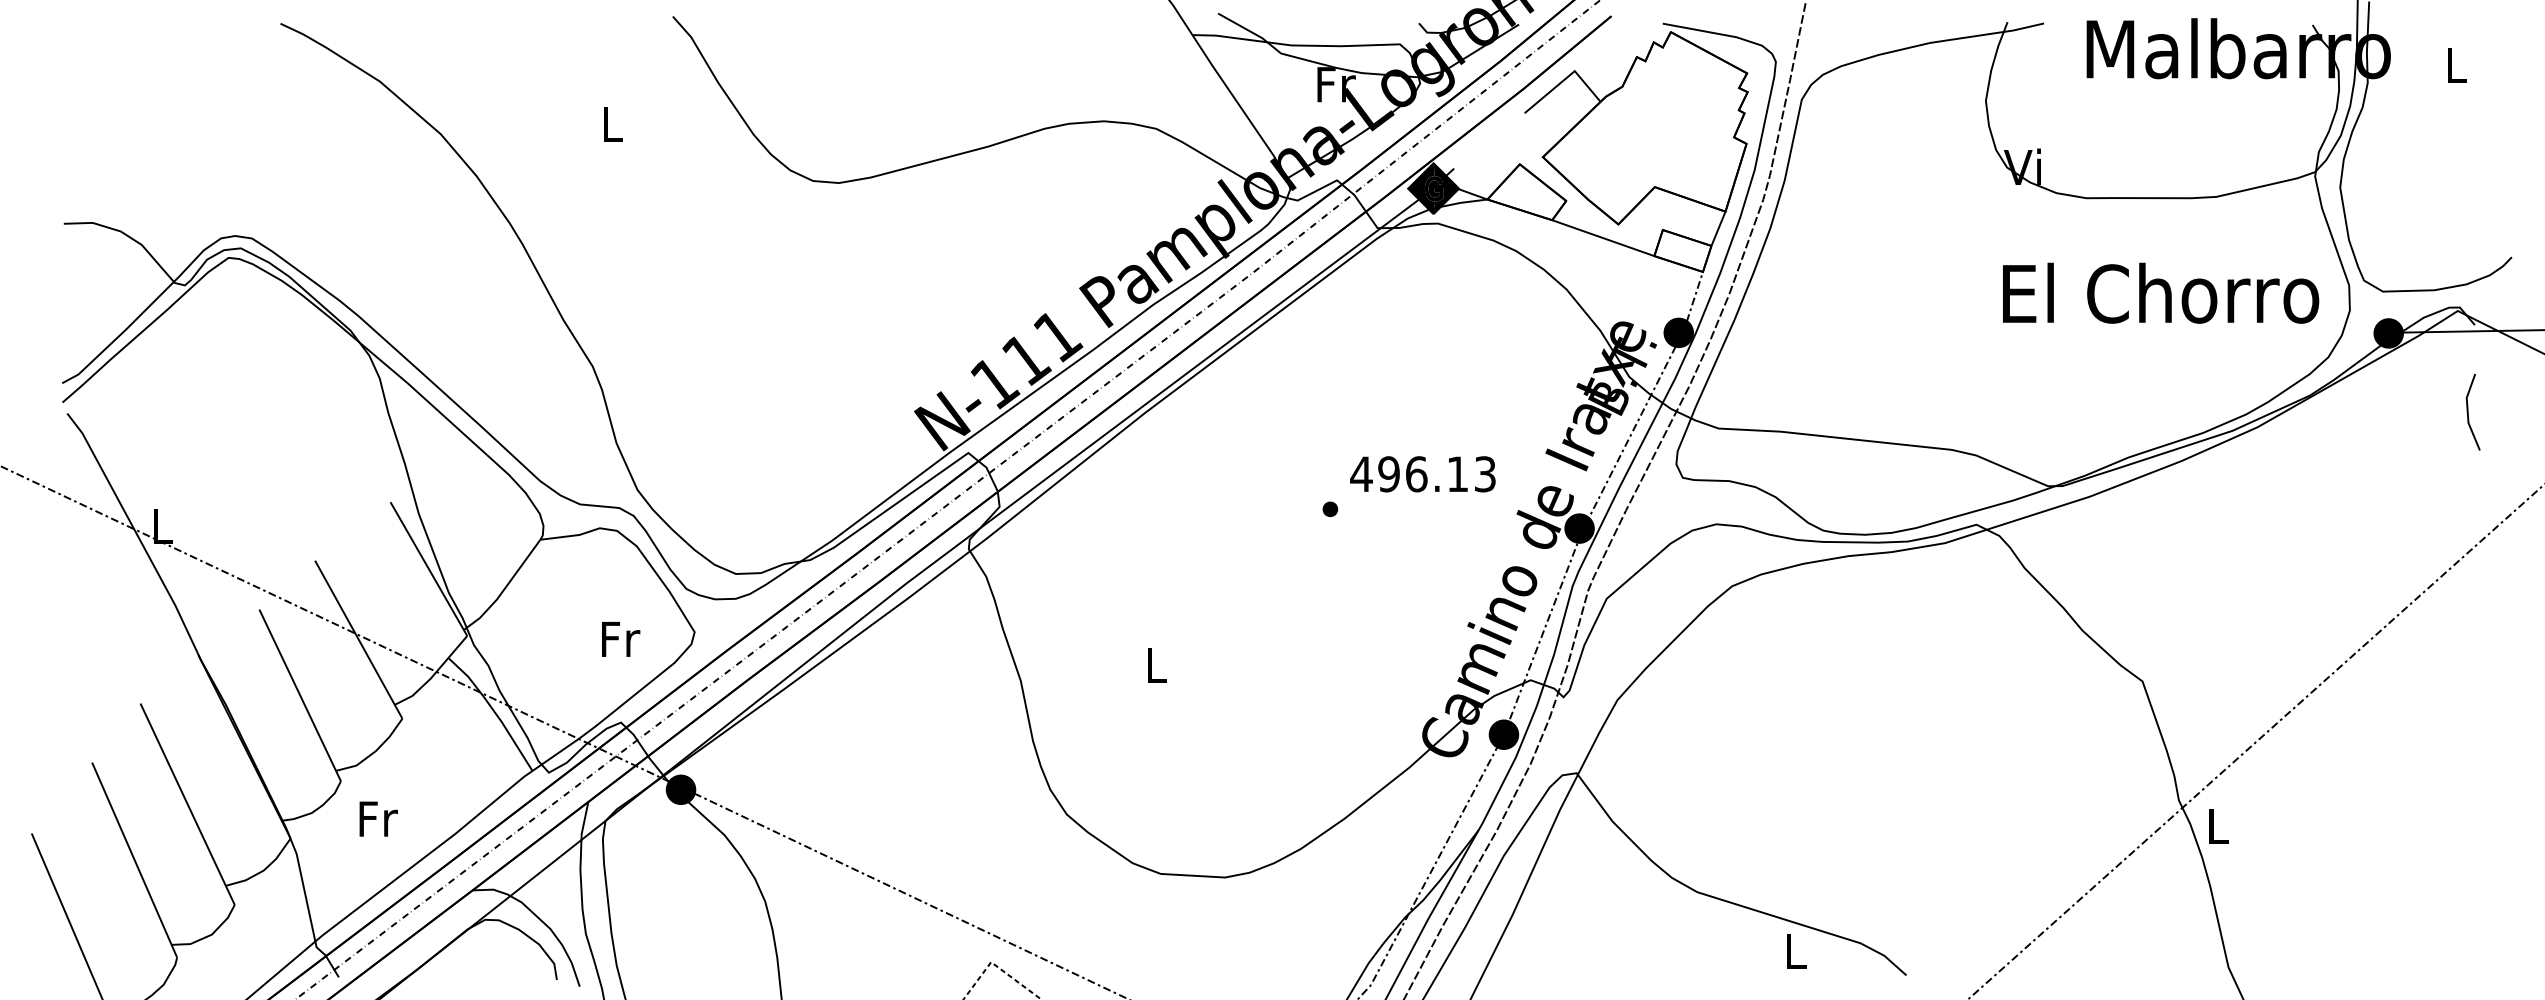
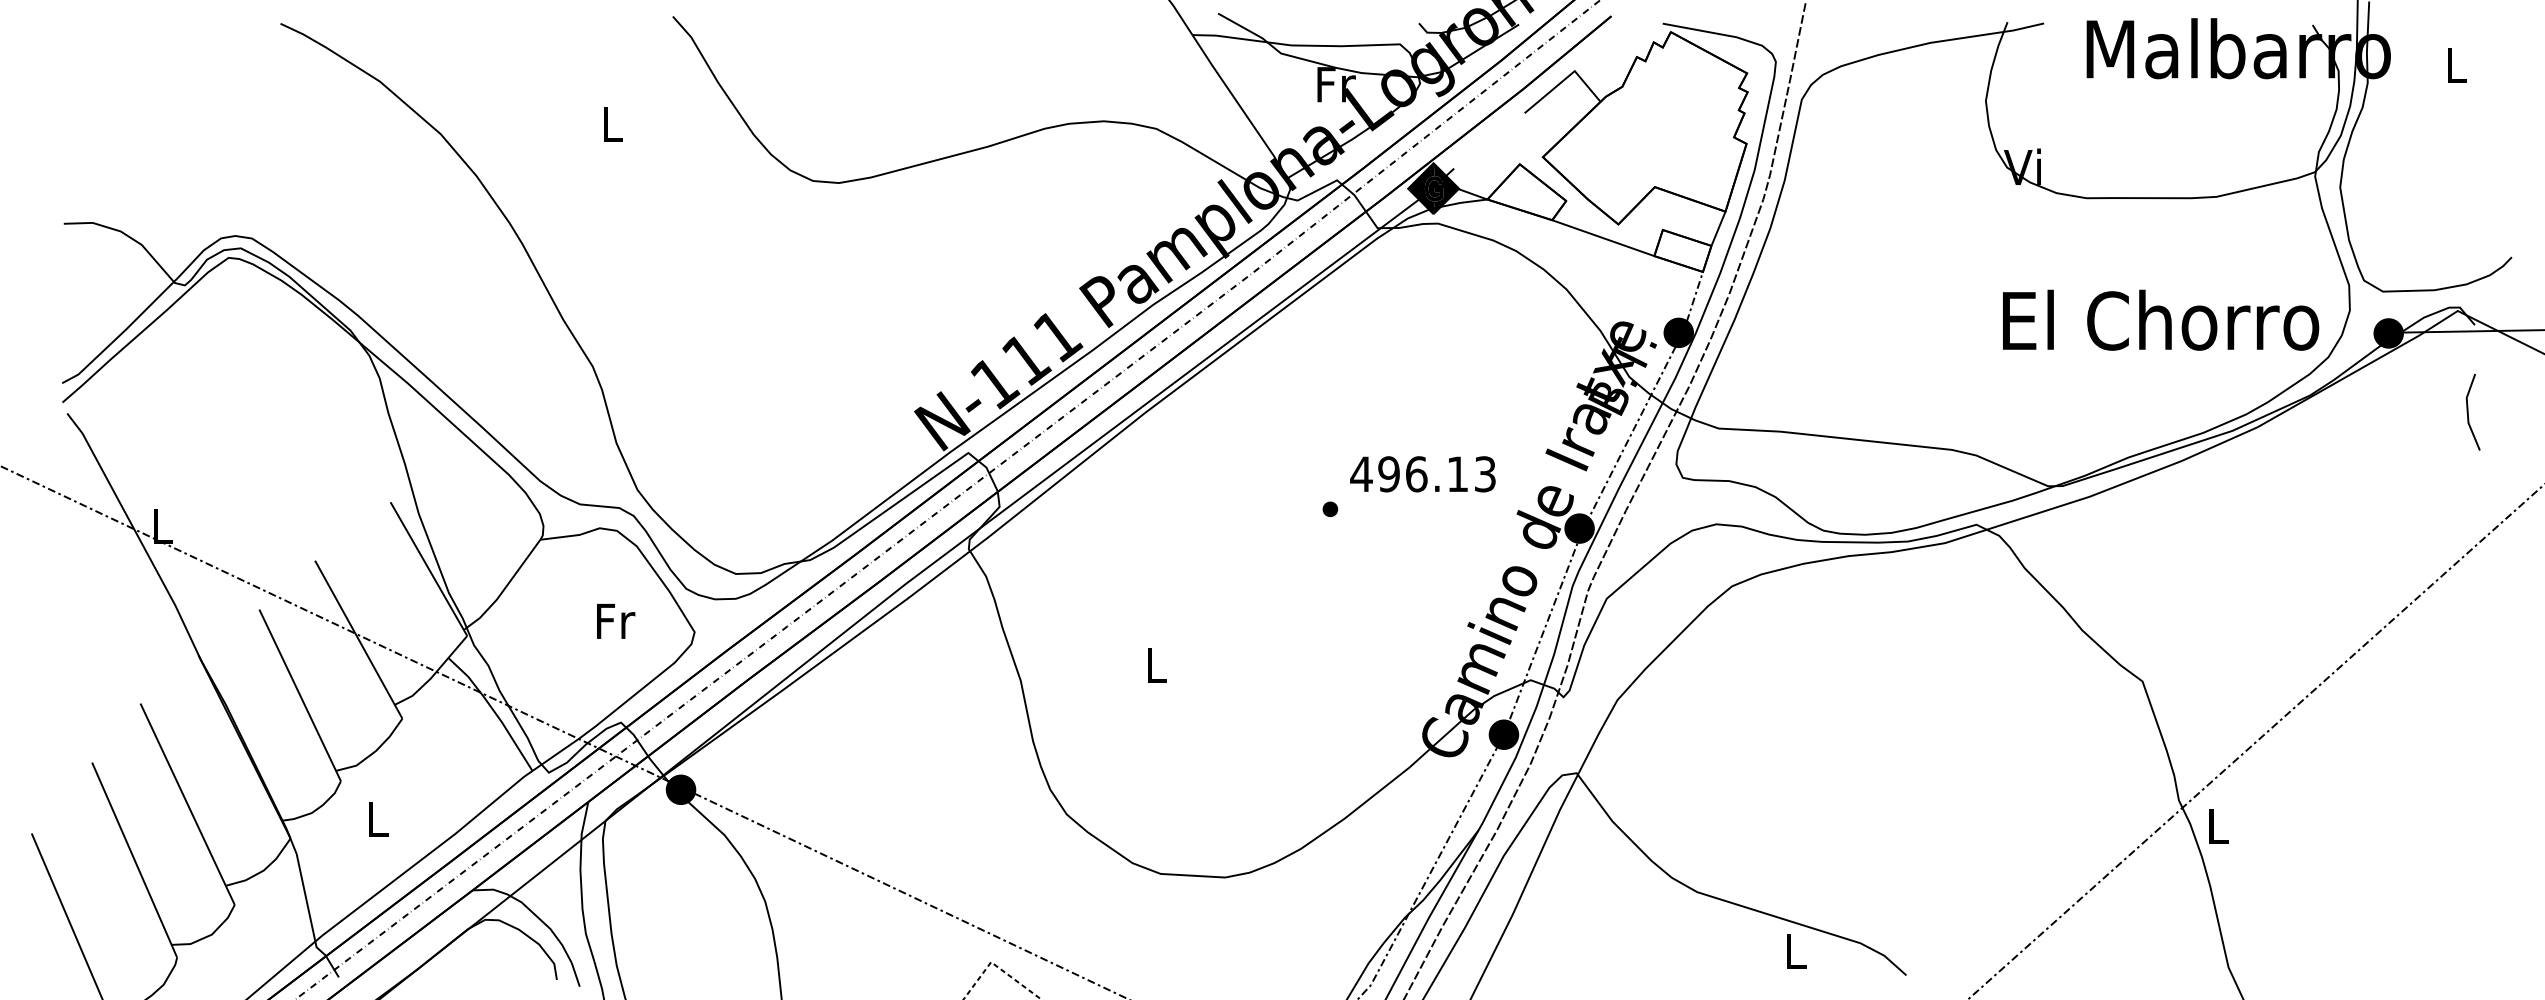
text position: (2161, 292) -> (2161, 319) (2161, 319)
text position: (621, 639) -> (616, 621) (616, 621)
text: Fr -> L (378, 818)
